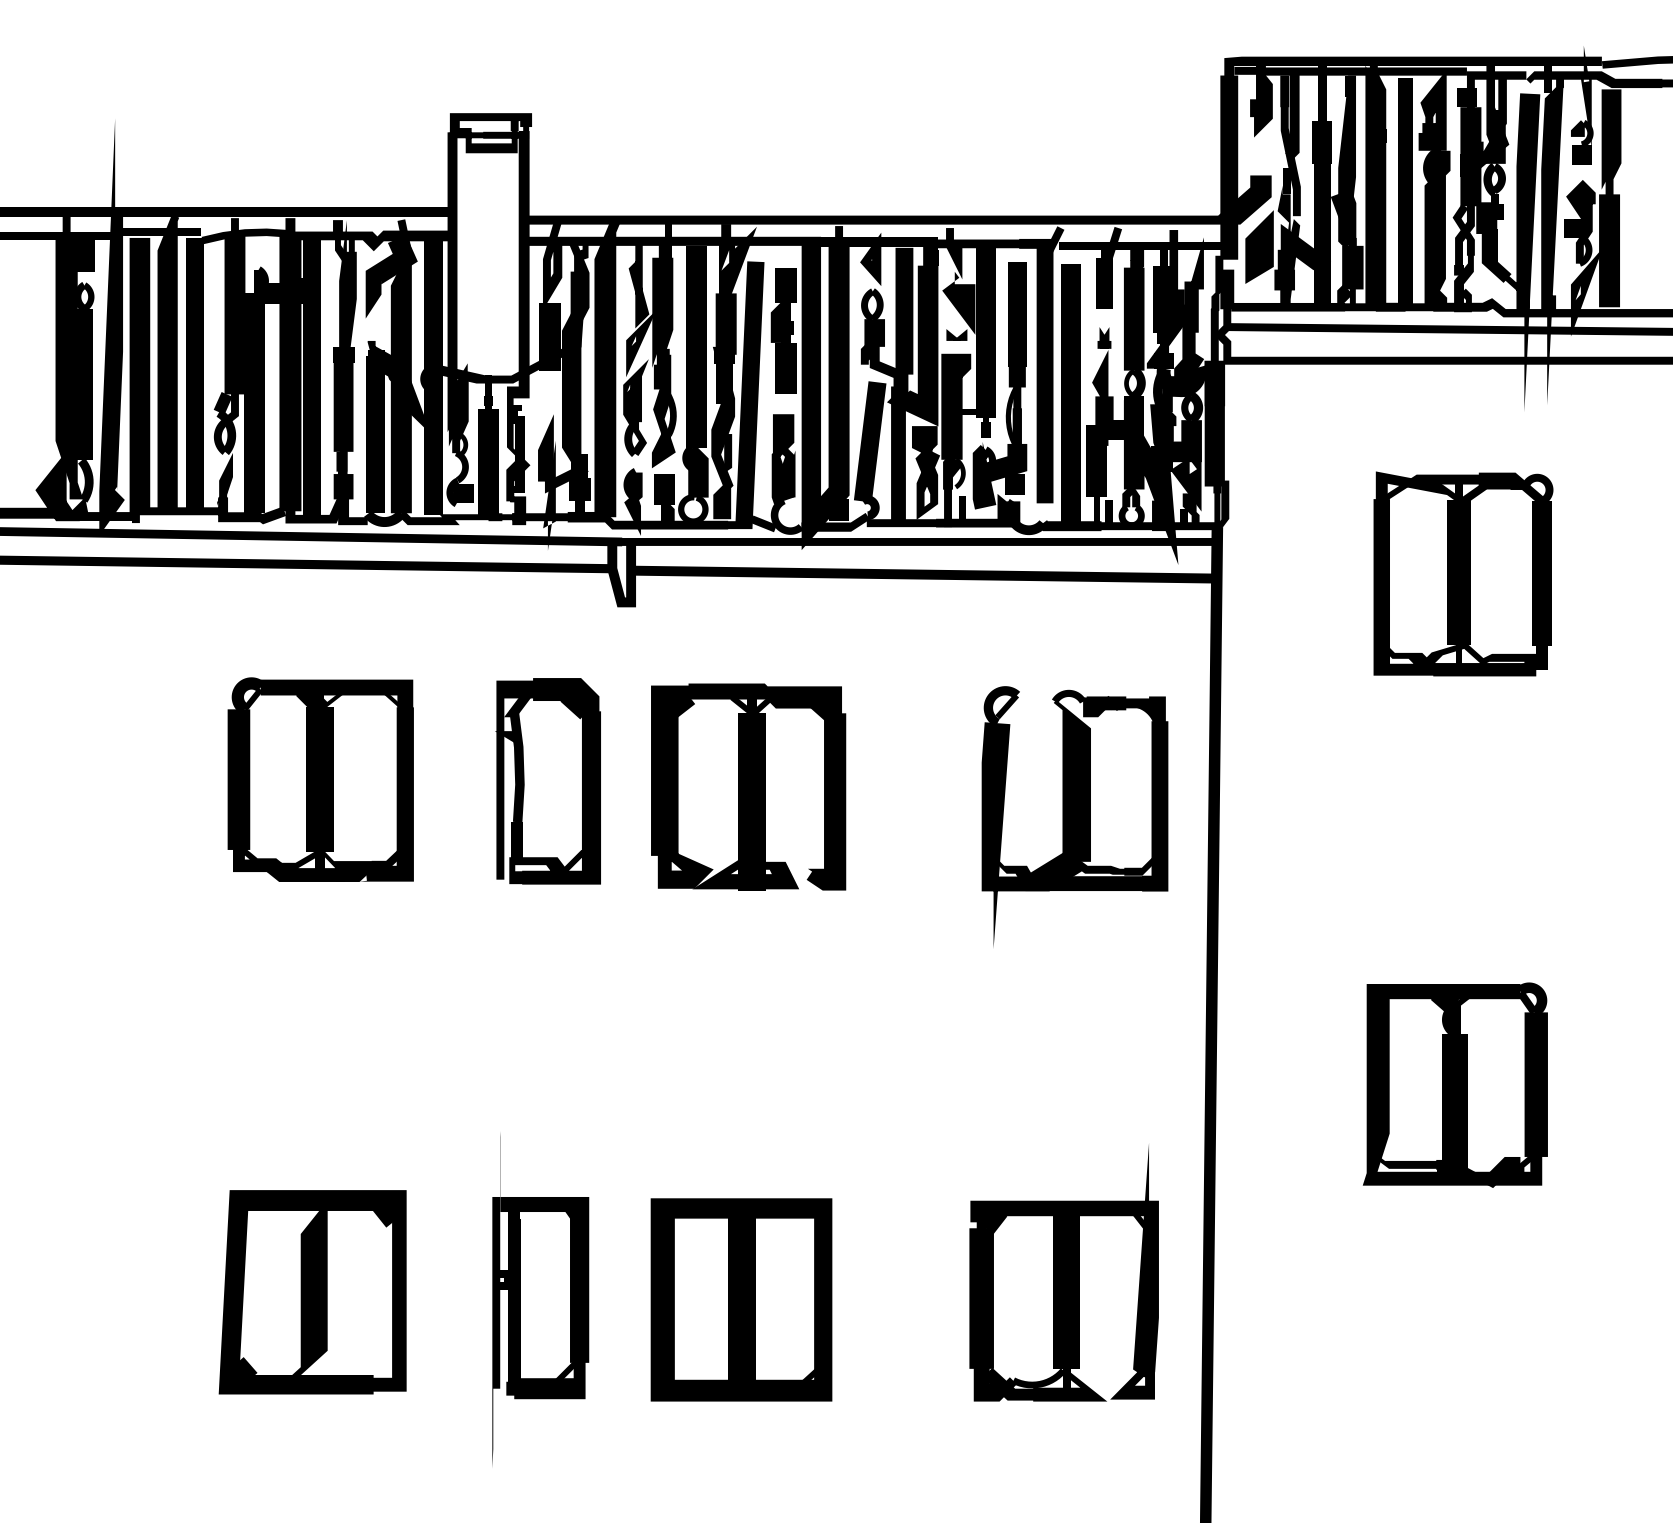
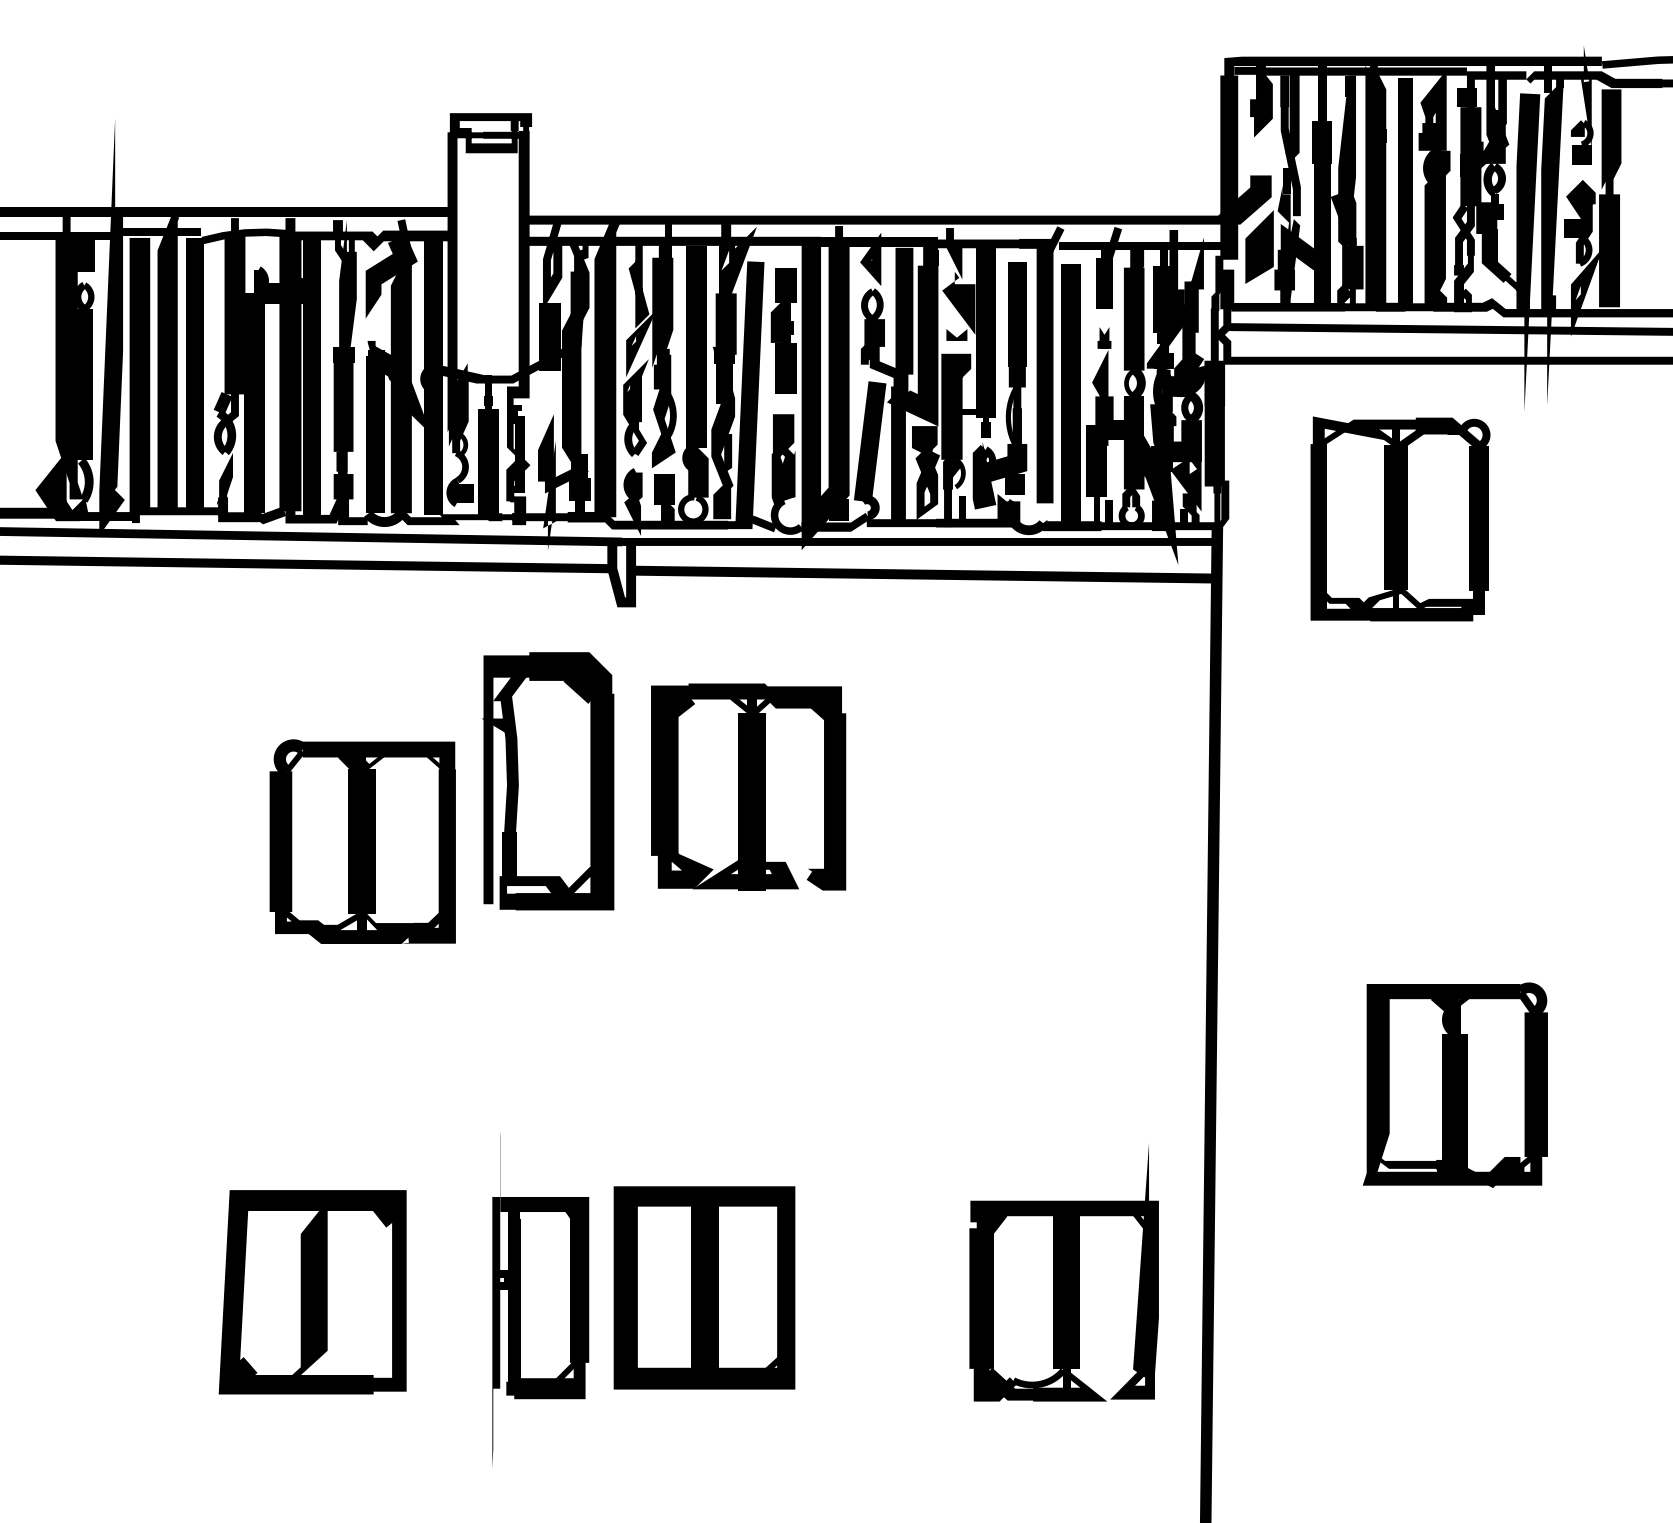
part position: (1463, 573) -> (1400, 518) (1400, 518)
part position: (320, 779) -> (362, 841) (362, 841)
part size: 106x207 px -> 133x259 px (548, 781)
part: present -> none (1074, 816)
part position: (741, 1299) -> (704, 1287) (704, 1287)
